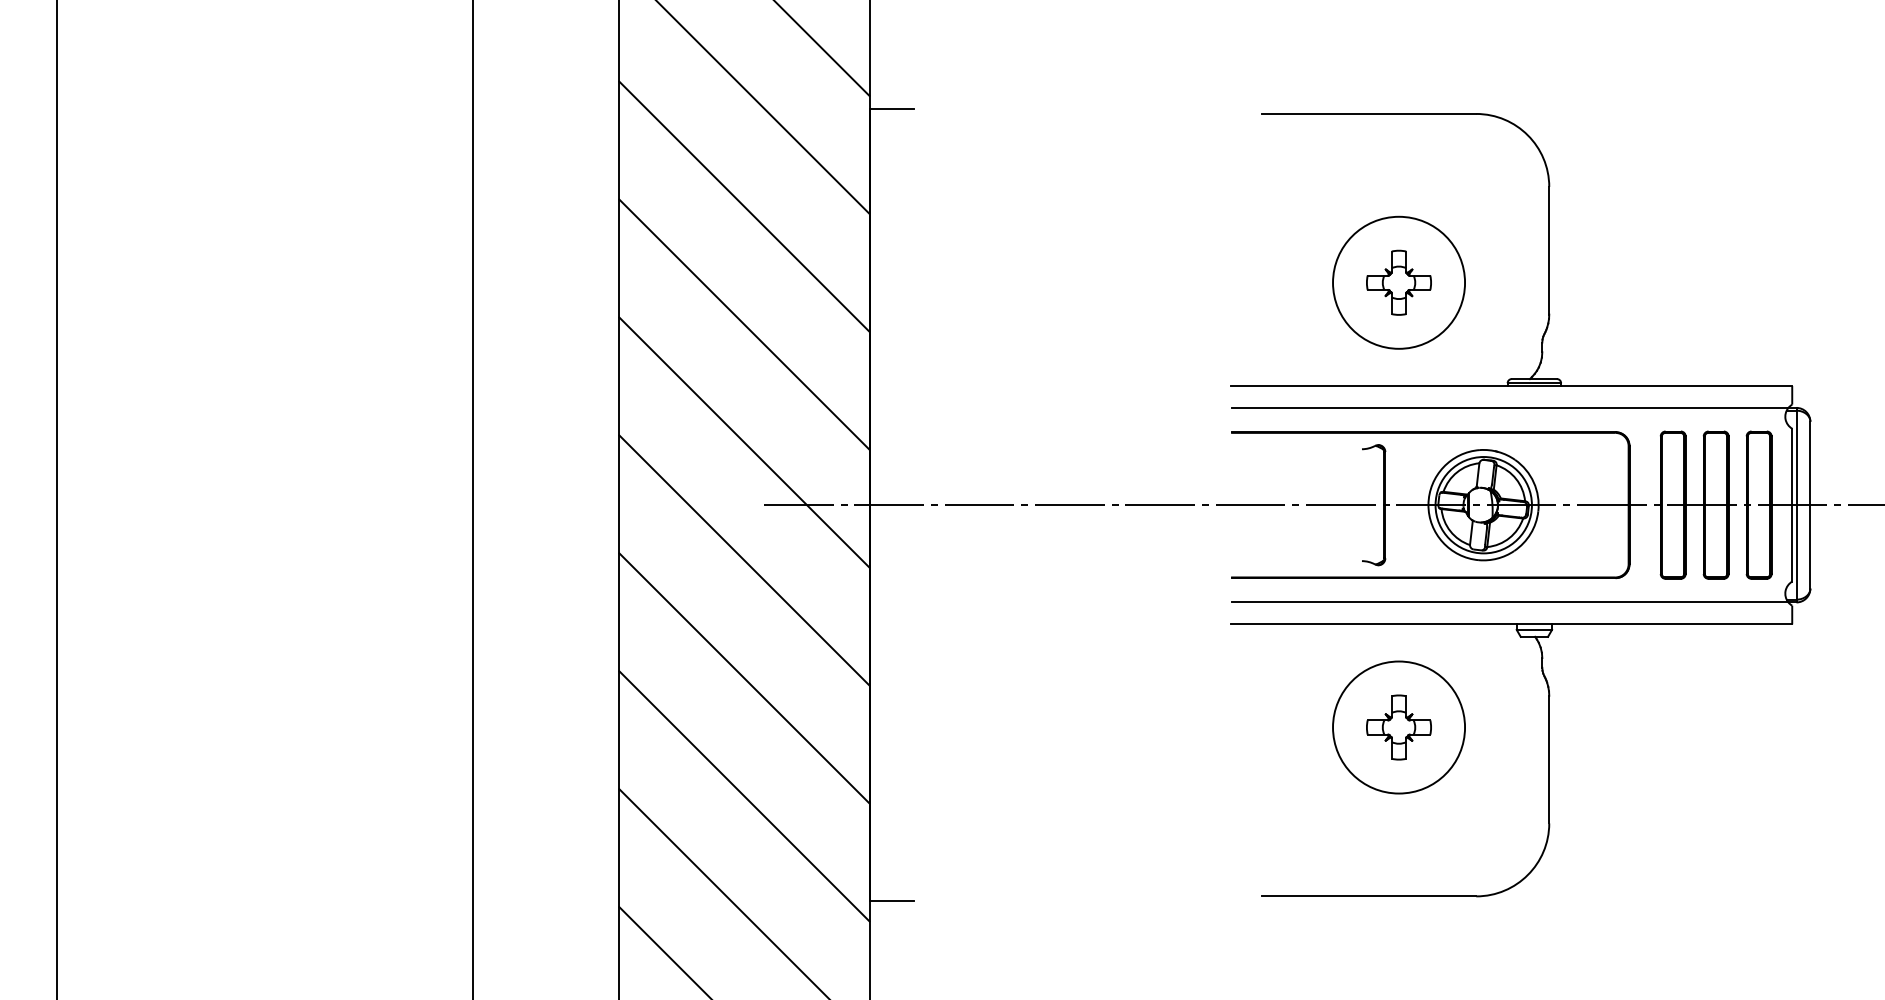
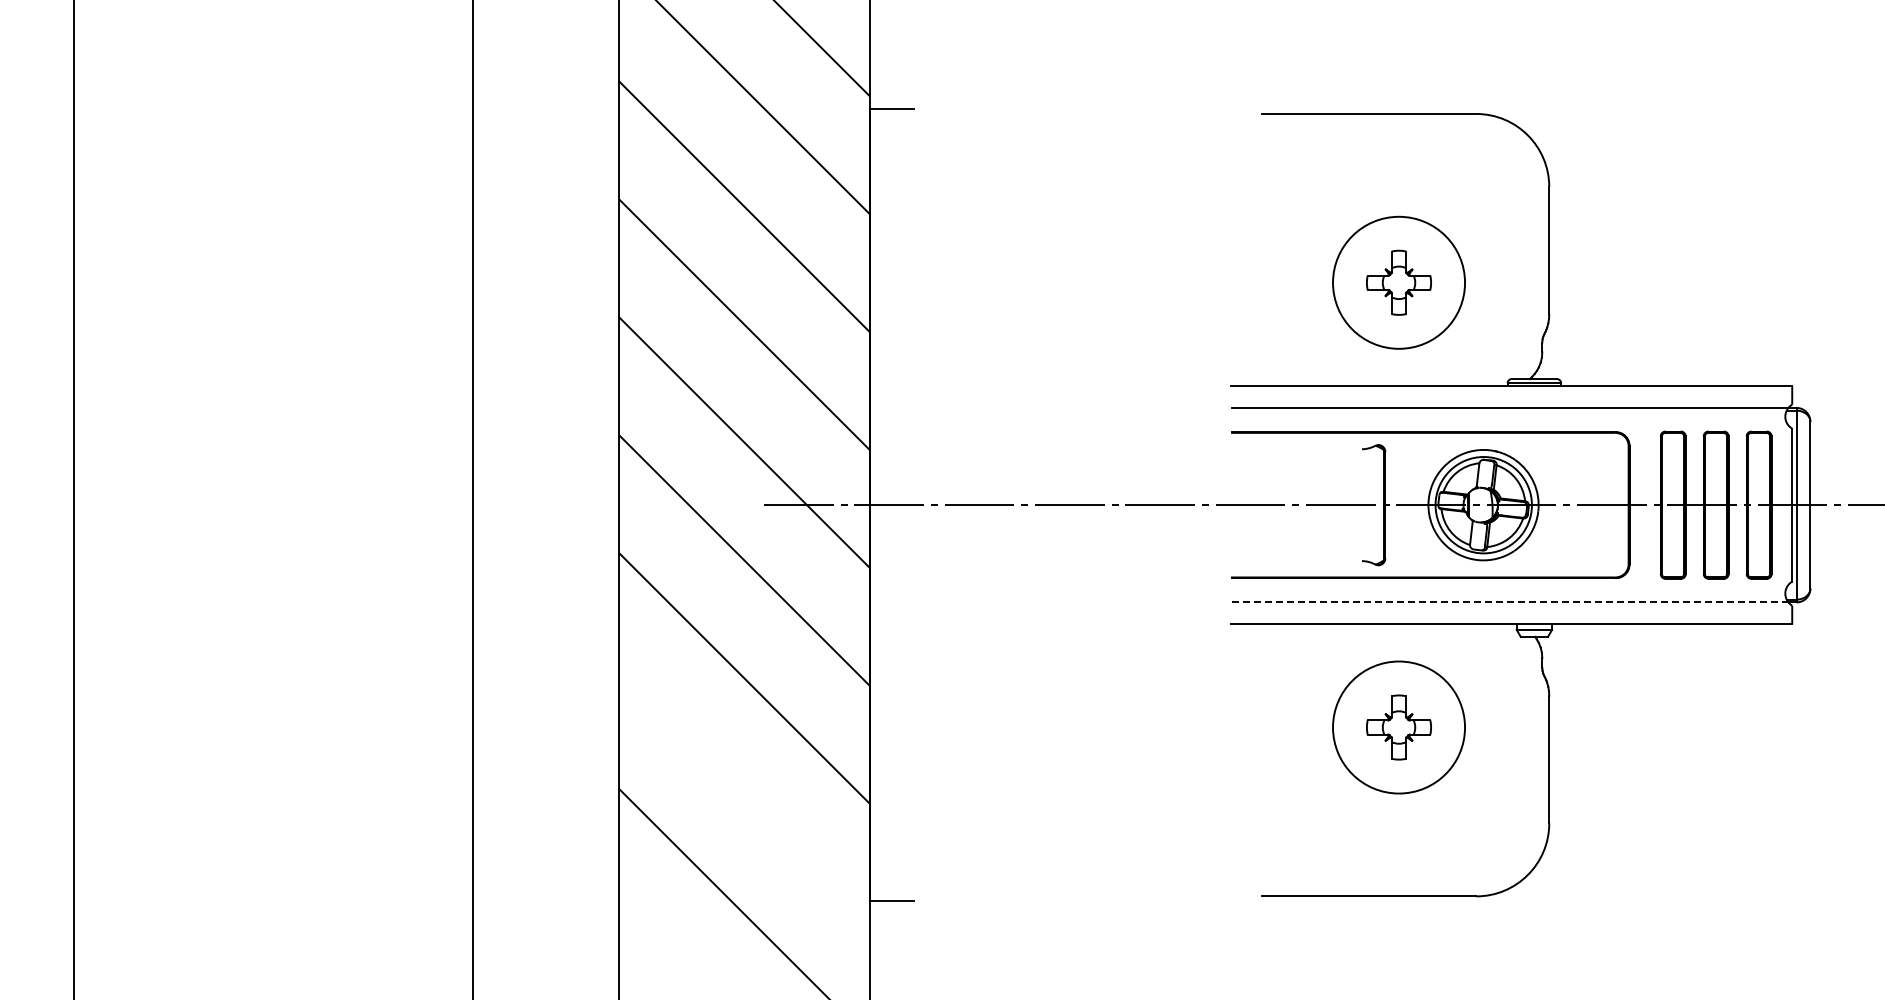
line position: (56, 499) -> (73, 499) (73, 499)
line: solid -> dashed (1510, 602)
line: present -> none (744, 796)
line: present -> none (663, 951)
